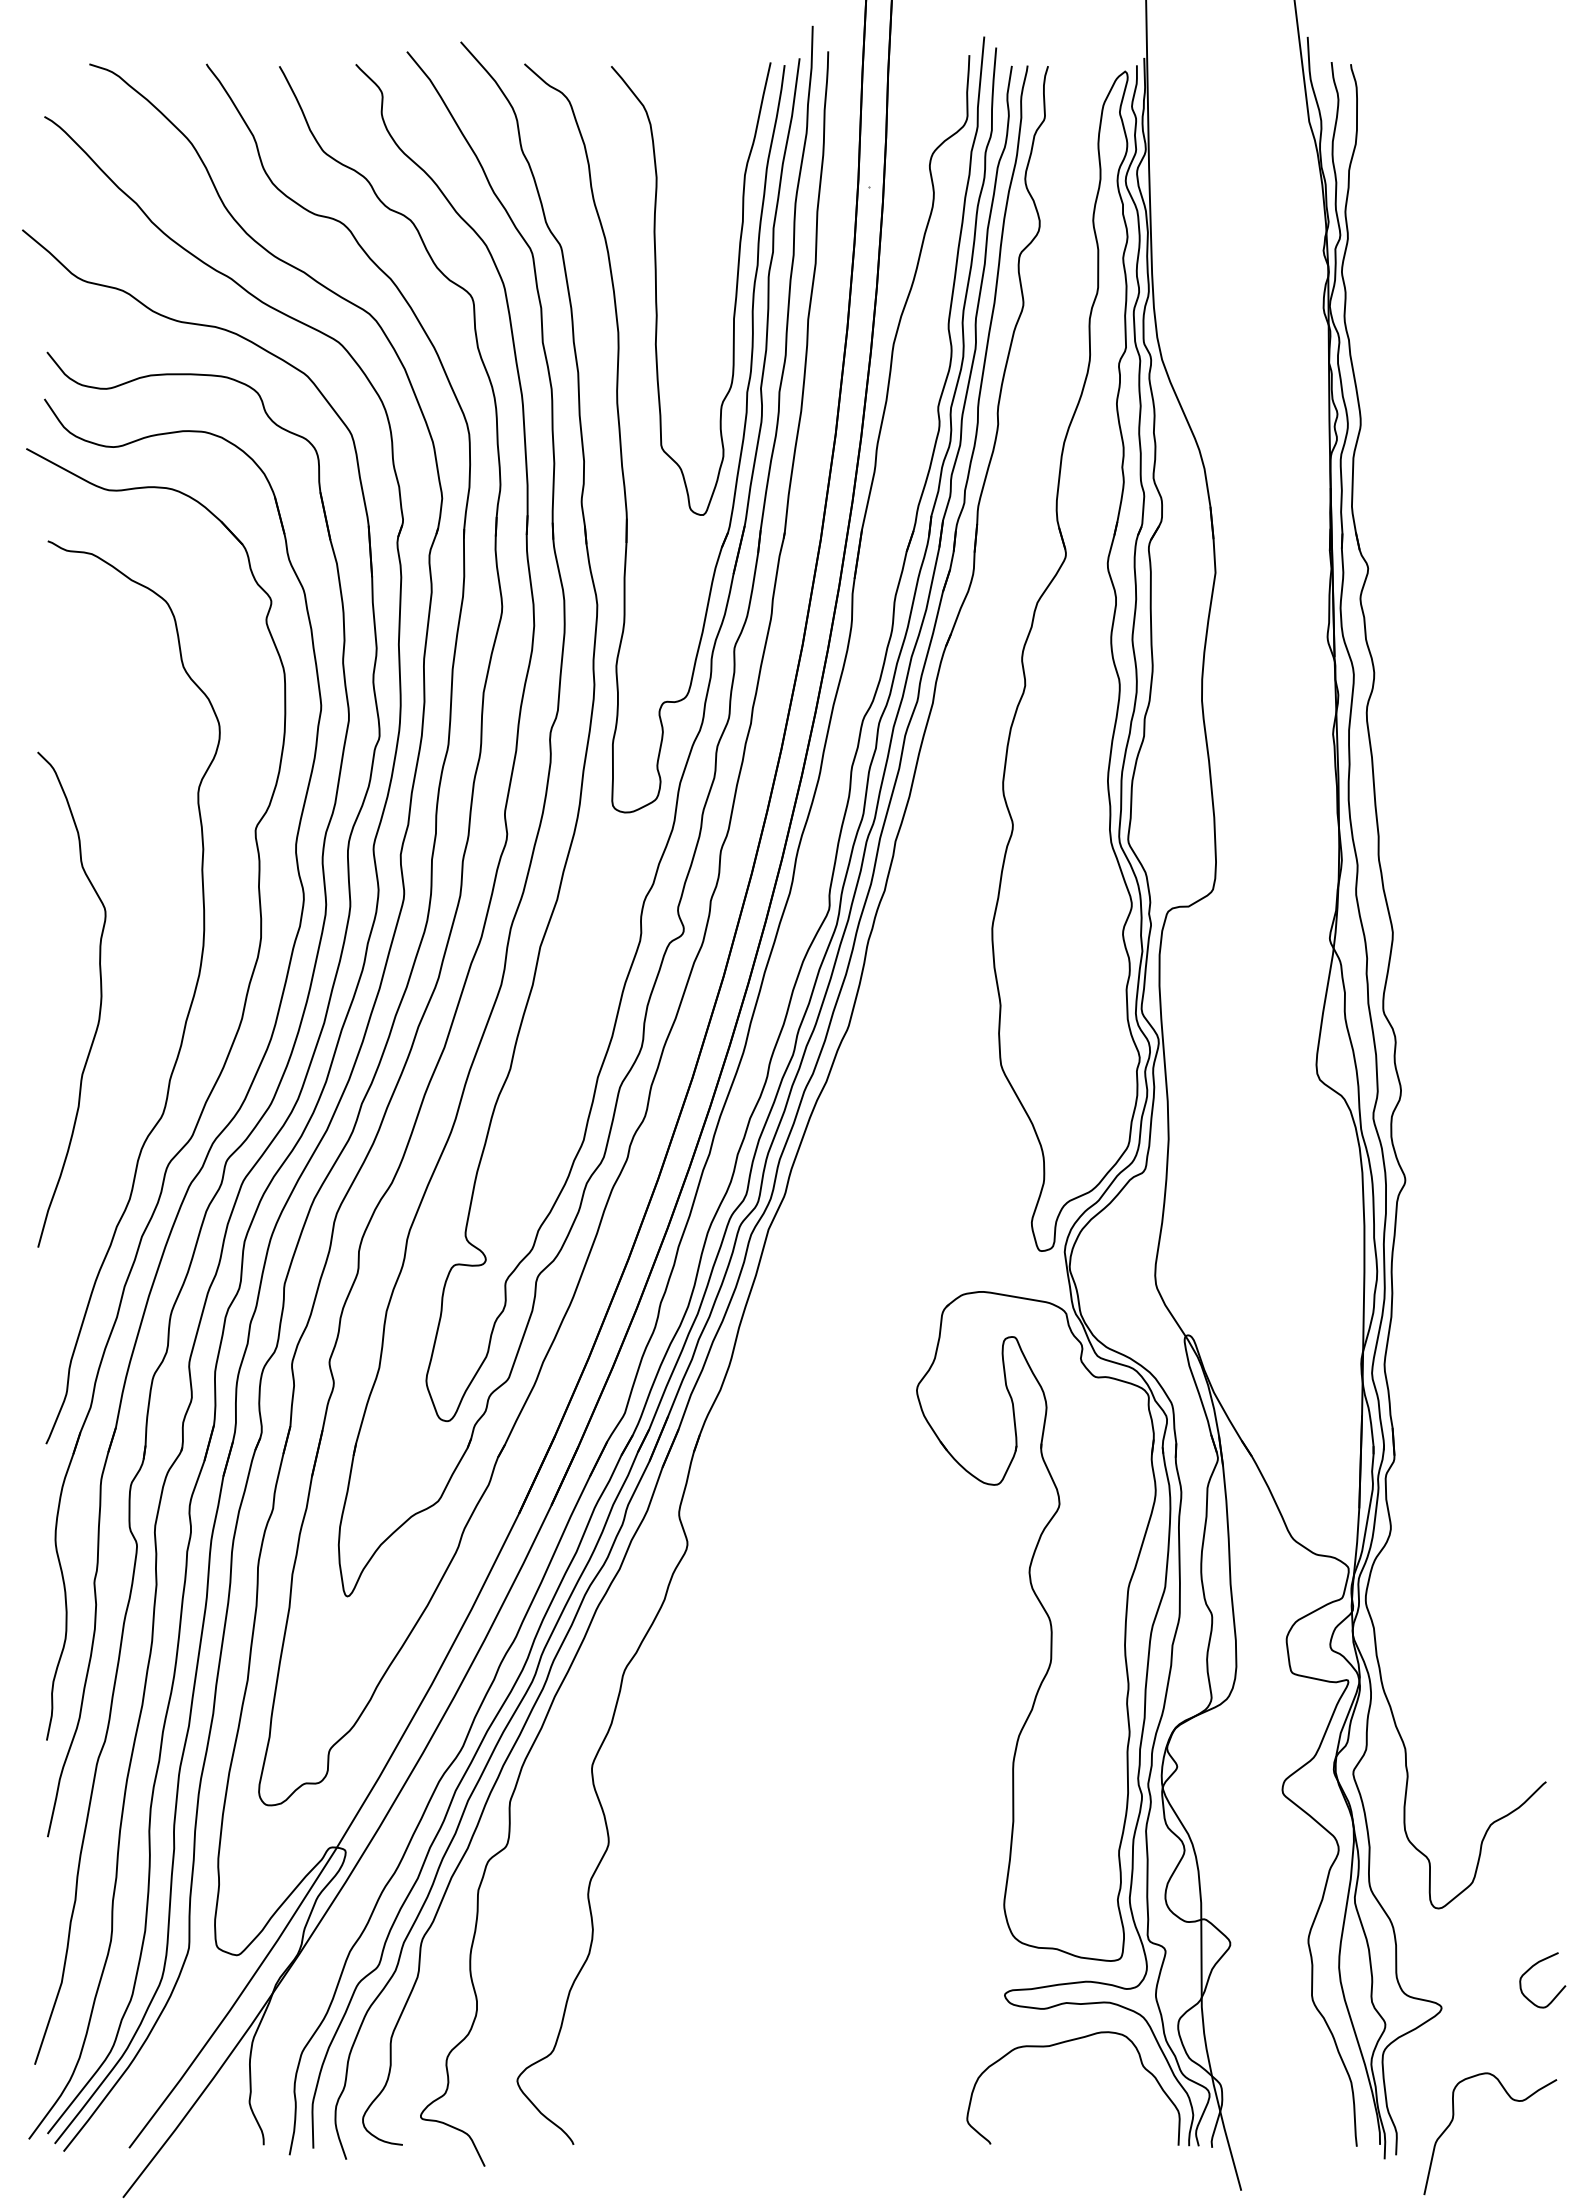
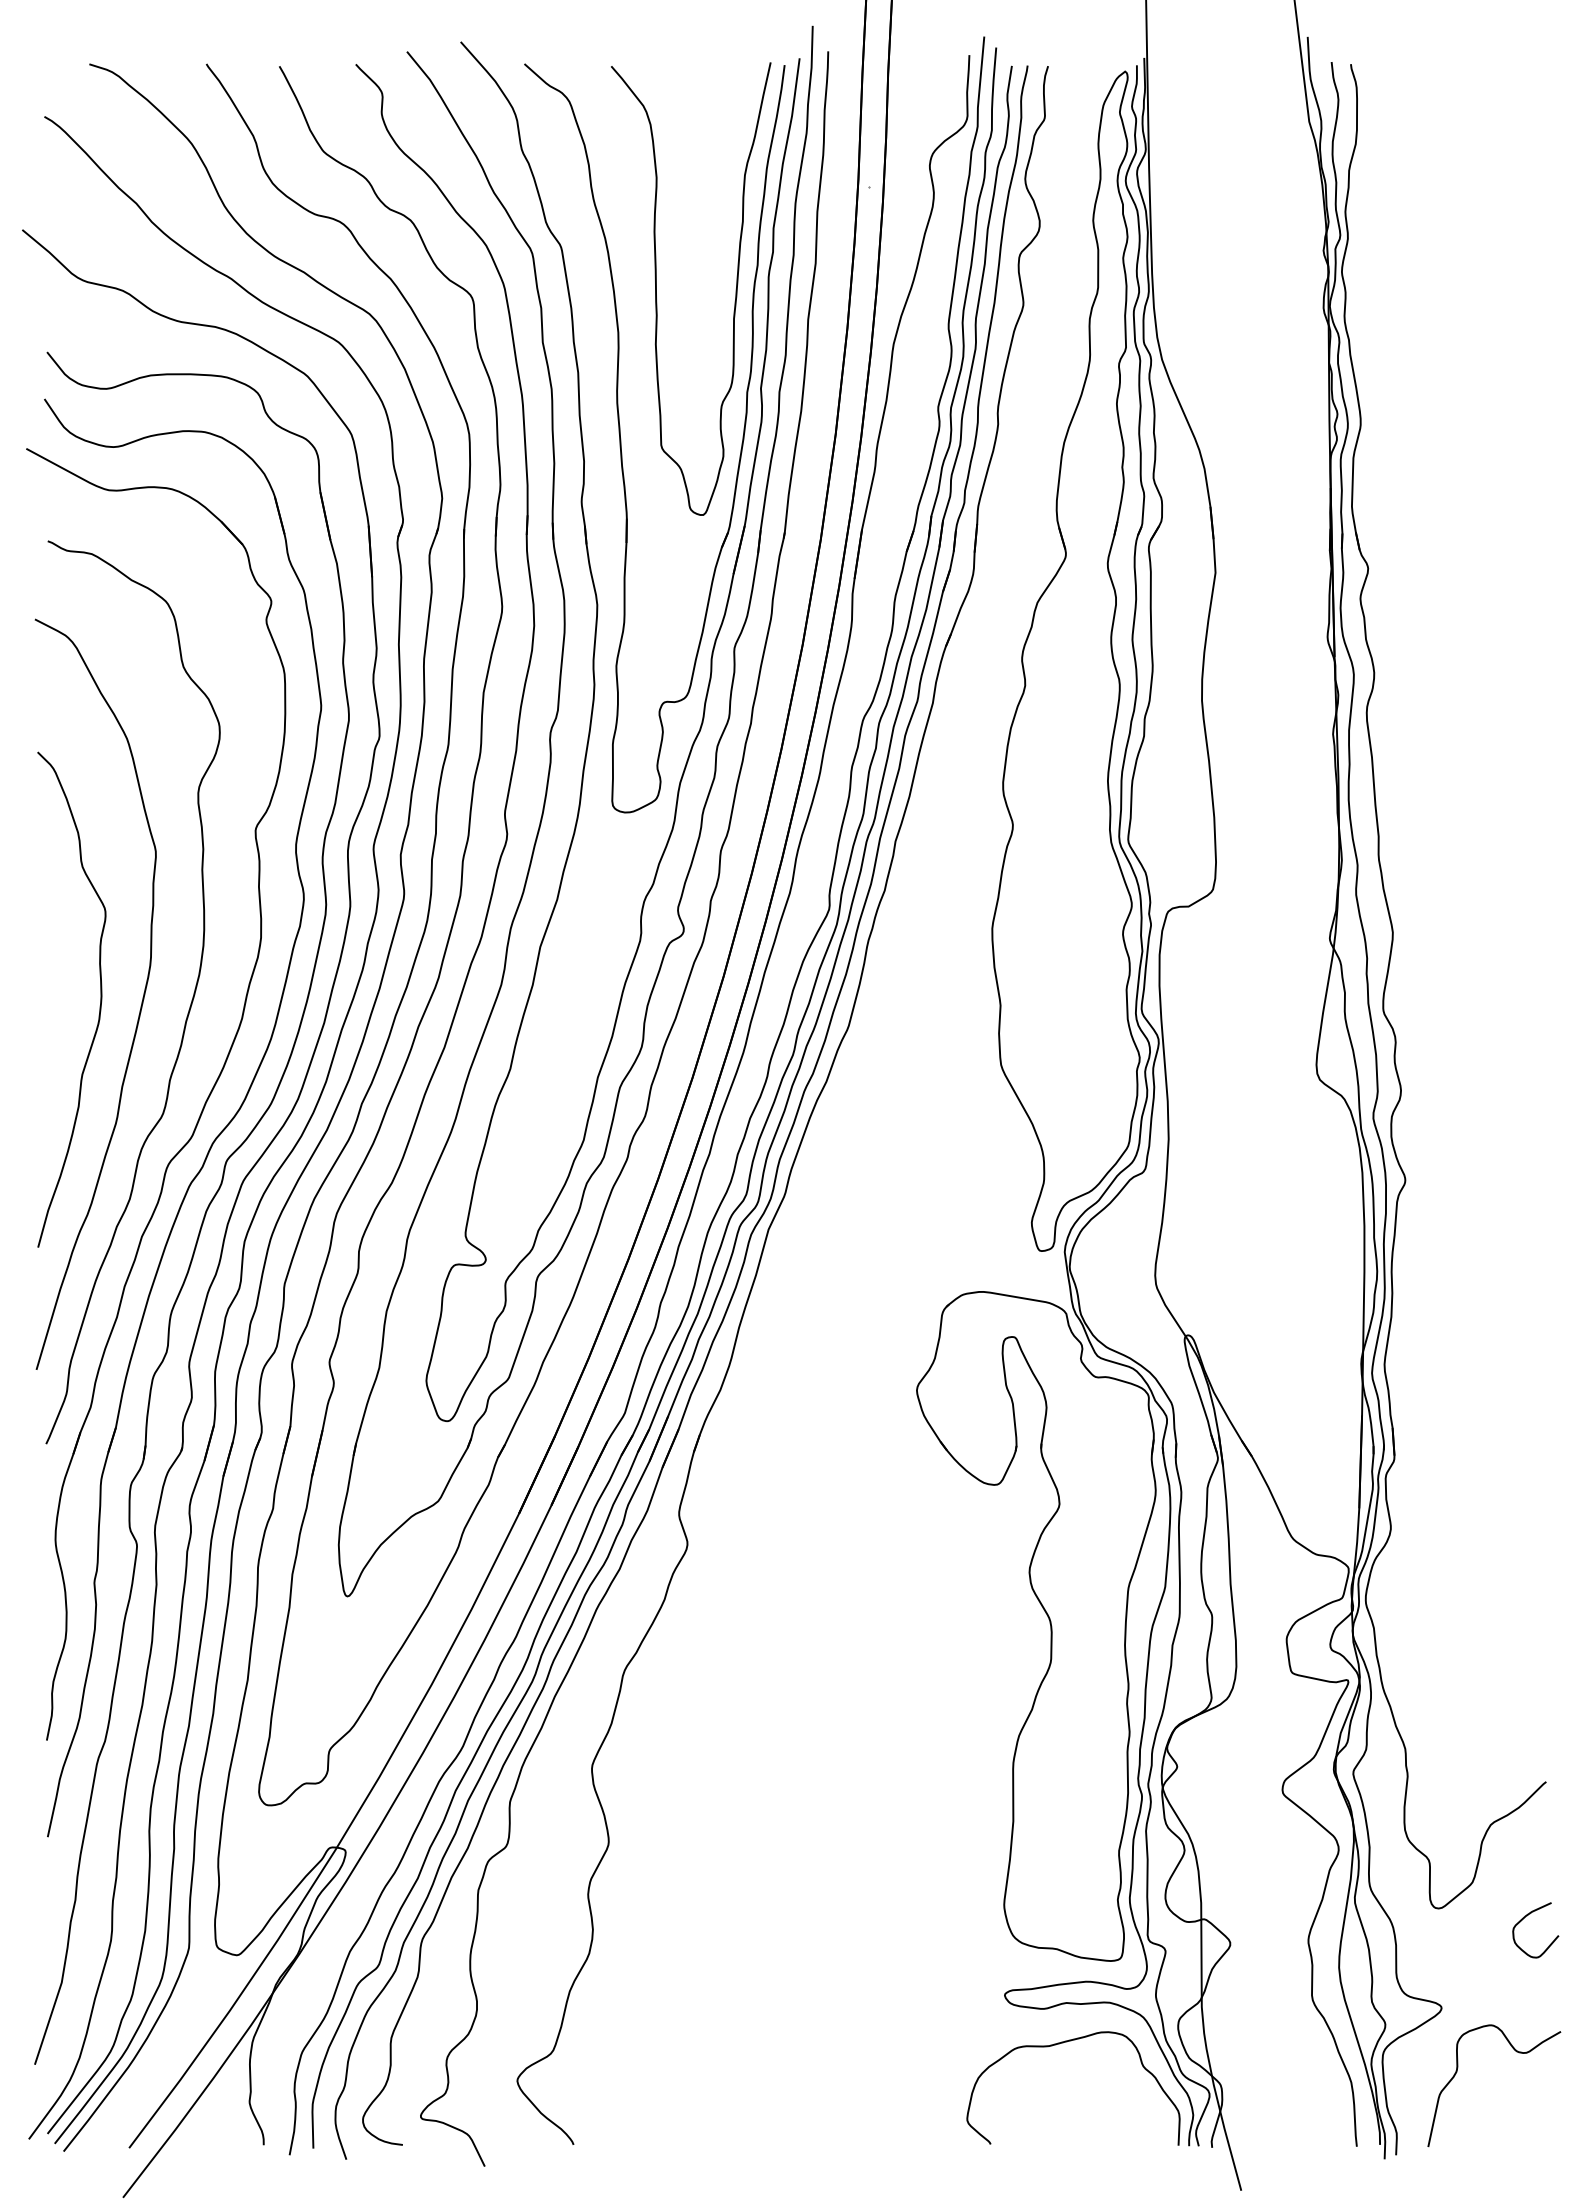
curve: none -> present (141, 1001)
curve position: (1534, 1966) -> (1527, 1916) (1527, 1916)
curve position: (1453, 2120) -> (1457, 2072) (1457, 2072)
